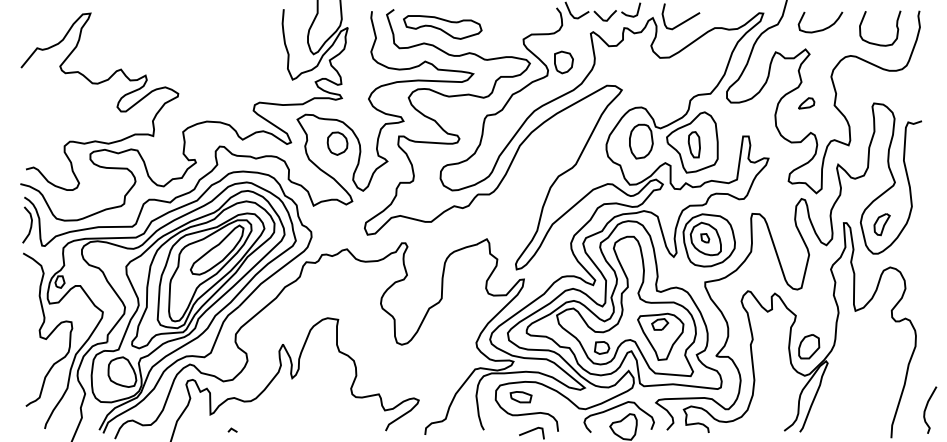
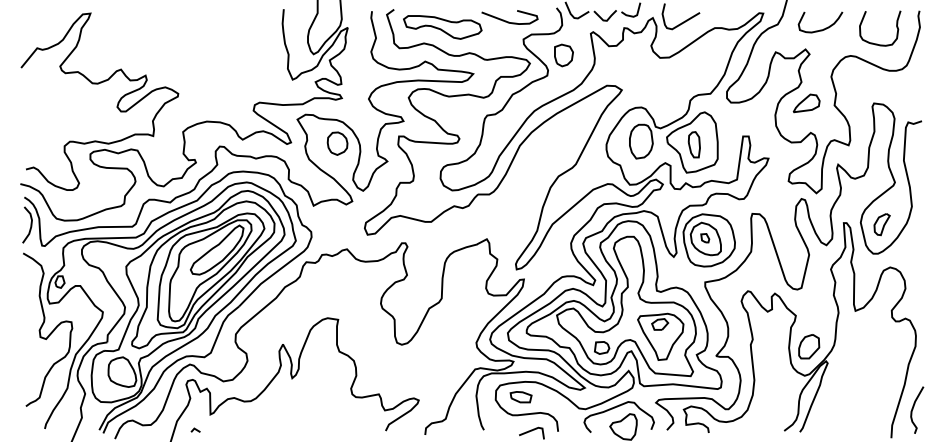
curve: none -> present (509, 21)
part position: (563, 62) -> (563, 55) (563, 55)
part size: 18x13 px -> 29x21 px (806, 103)
curve position: (926, 409) -> (913, 409) (913, 409)
line position: (232, 429) -> (195, 429) (195, 429)
